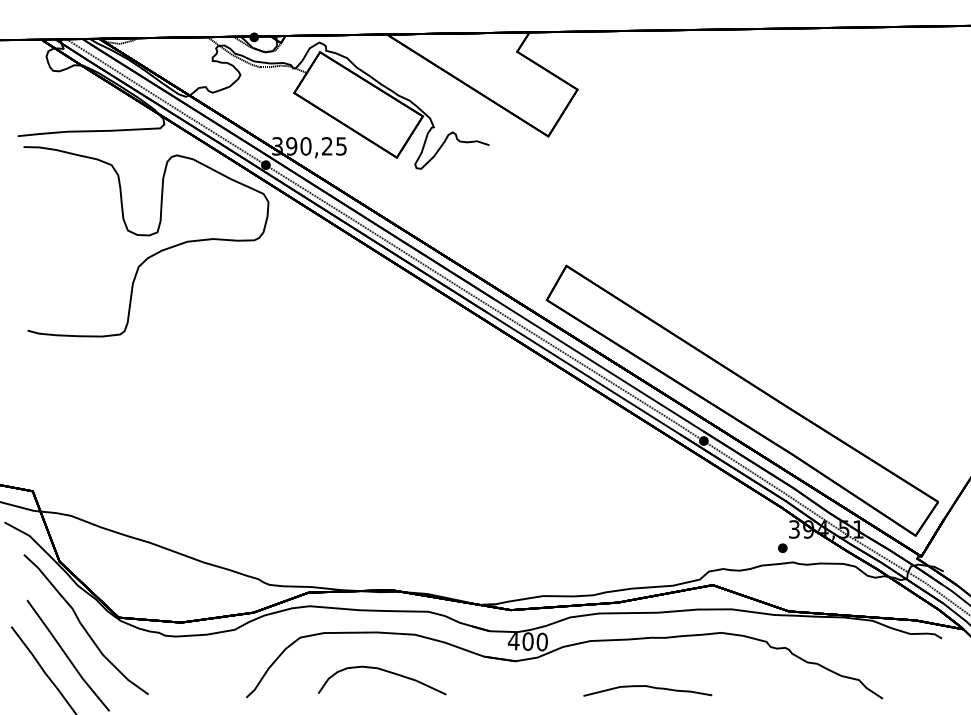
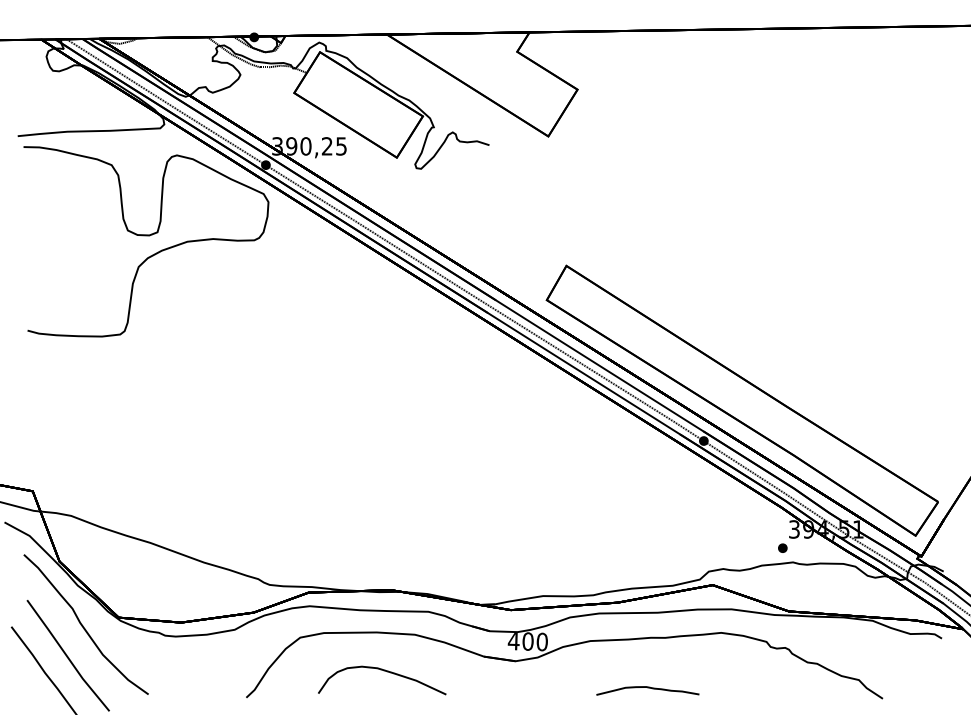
part size: 130x12 px -> 104x10 px (647, 690)
